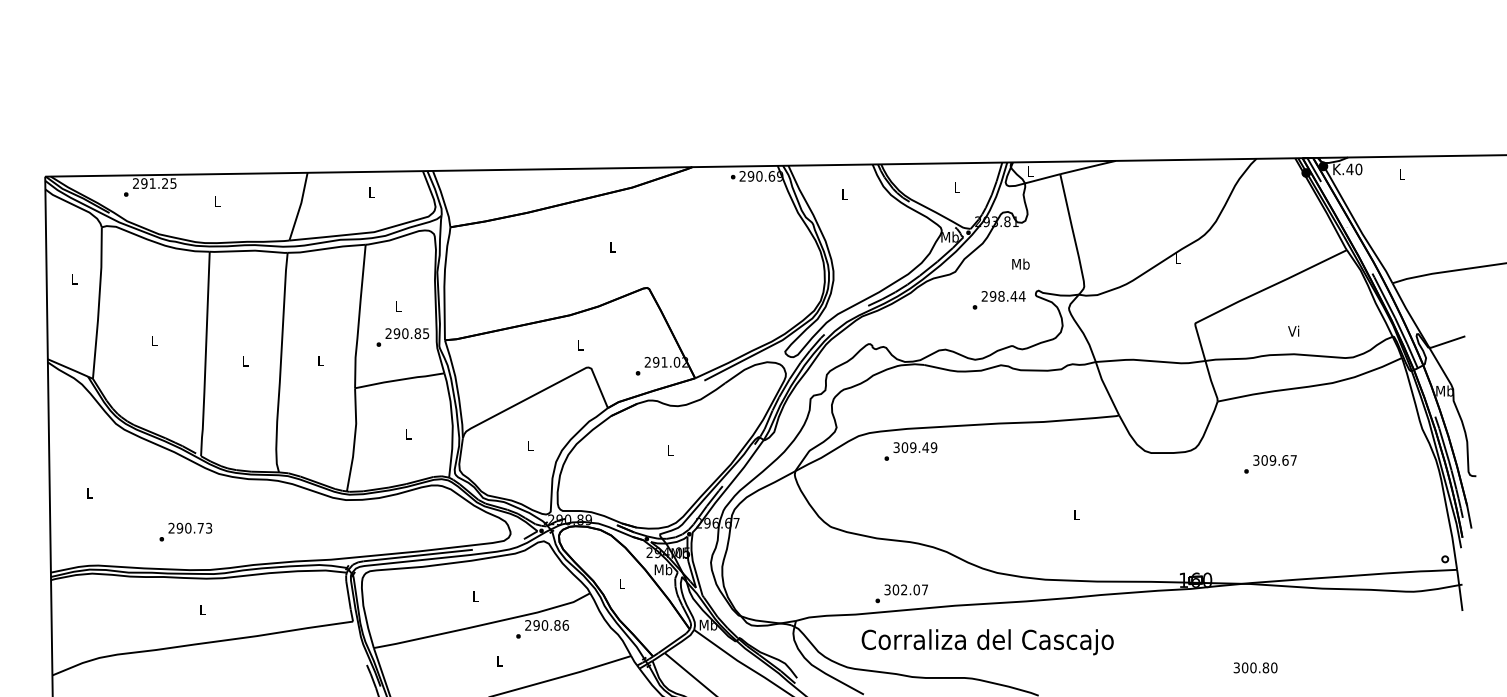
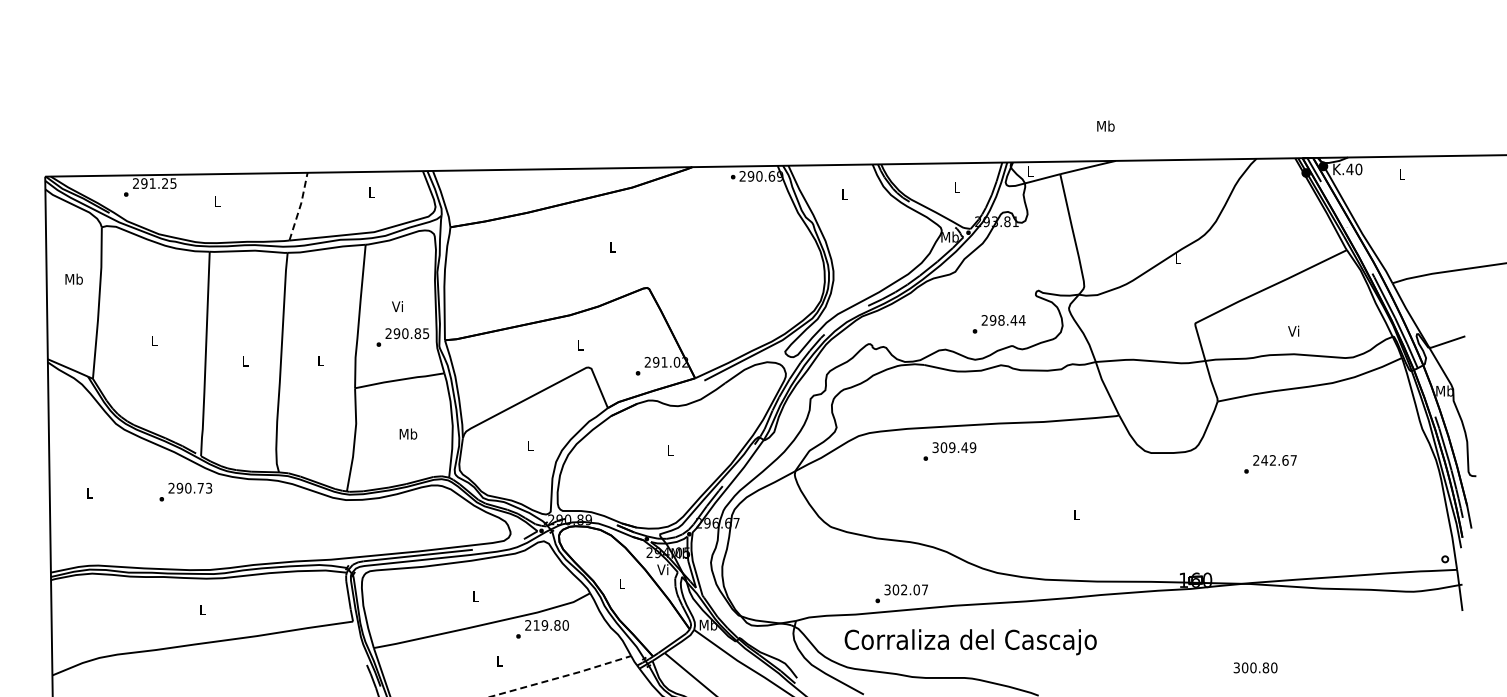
line: solid -> dashed (300, 206)
text position: (1020, 263) -> (1105, 125) (1105, 125)
text: L -> Mb (73, 278)
text position: (998, 300) -> (998, 324) (998, 324)
text: L -> Vi (397, 306)
text: L -> Mb (408, 433)
text position: (910, 451) -> (949, 451) (949, 451)
text: 309.67 -> 242.67 (1264, 460)
text position: (185, 531) -> (185, 491) (185, 491)
text: Mb -> Vi (663, 569)
text: 290.86 -> 219.80 (551, 625)
text position: (987, 642) -> (970, 642) (970, 642)
line: solid -> dashed (562, 676)
